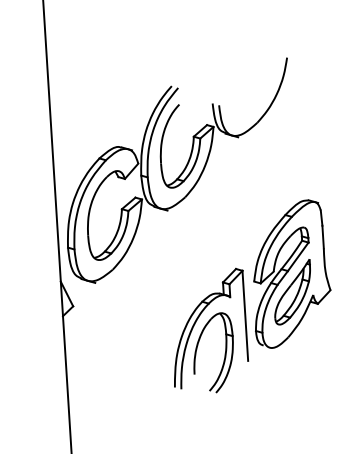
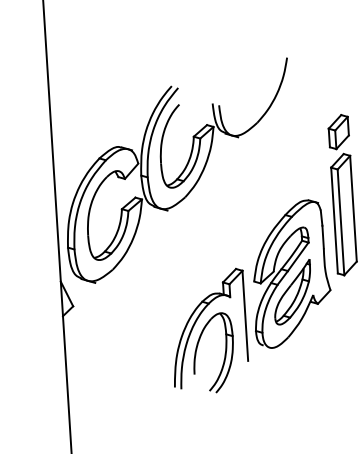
part: none -> present (342, 195)
